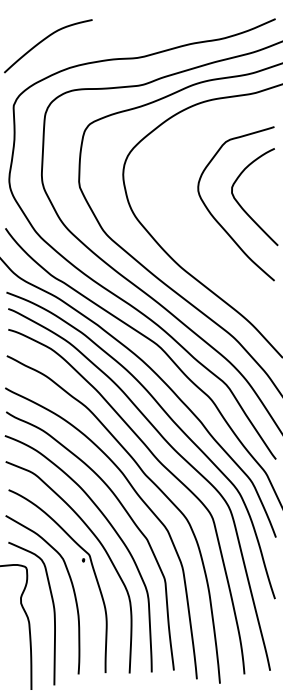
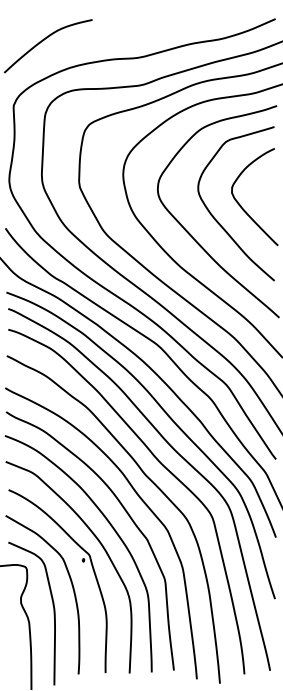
curve: none -> present (192, 235)
